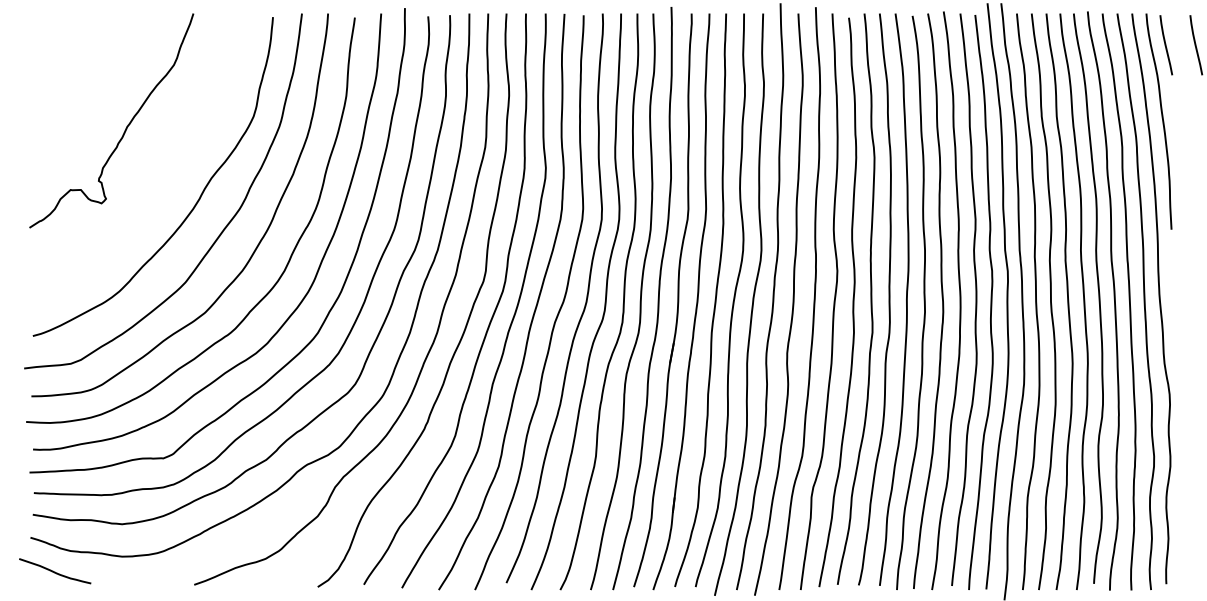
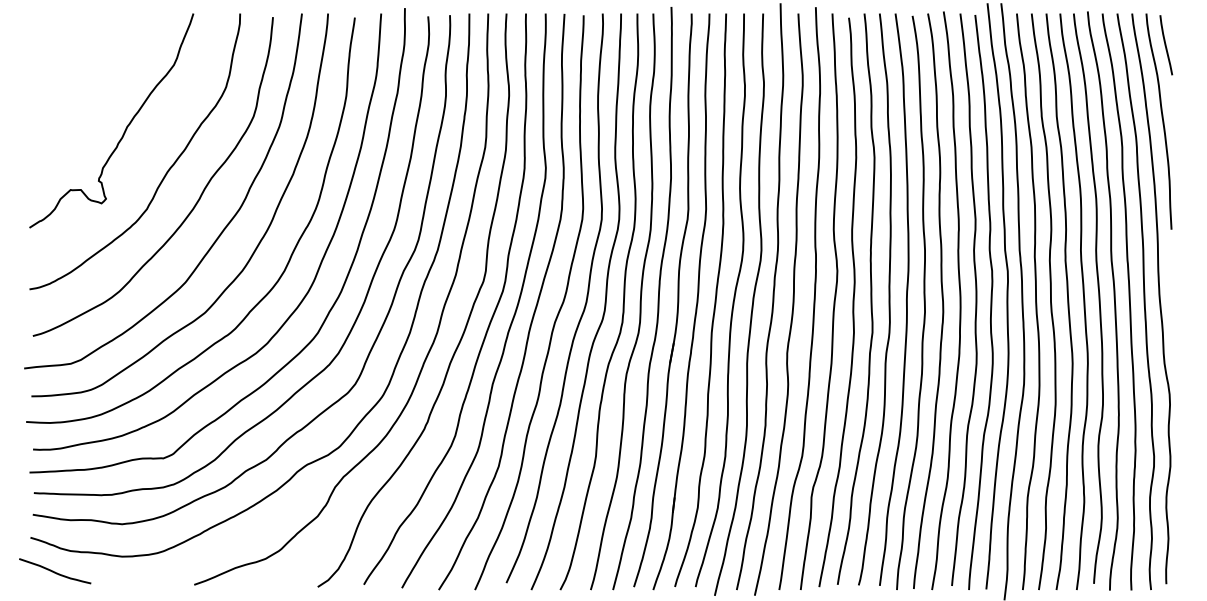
curve: present -> none (1196, 45)
curve: none -> present (166, 171)
